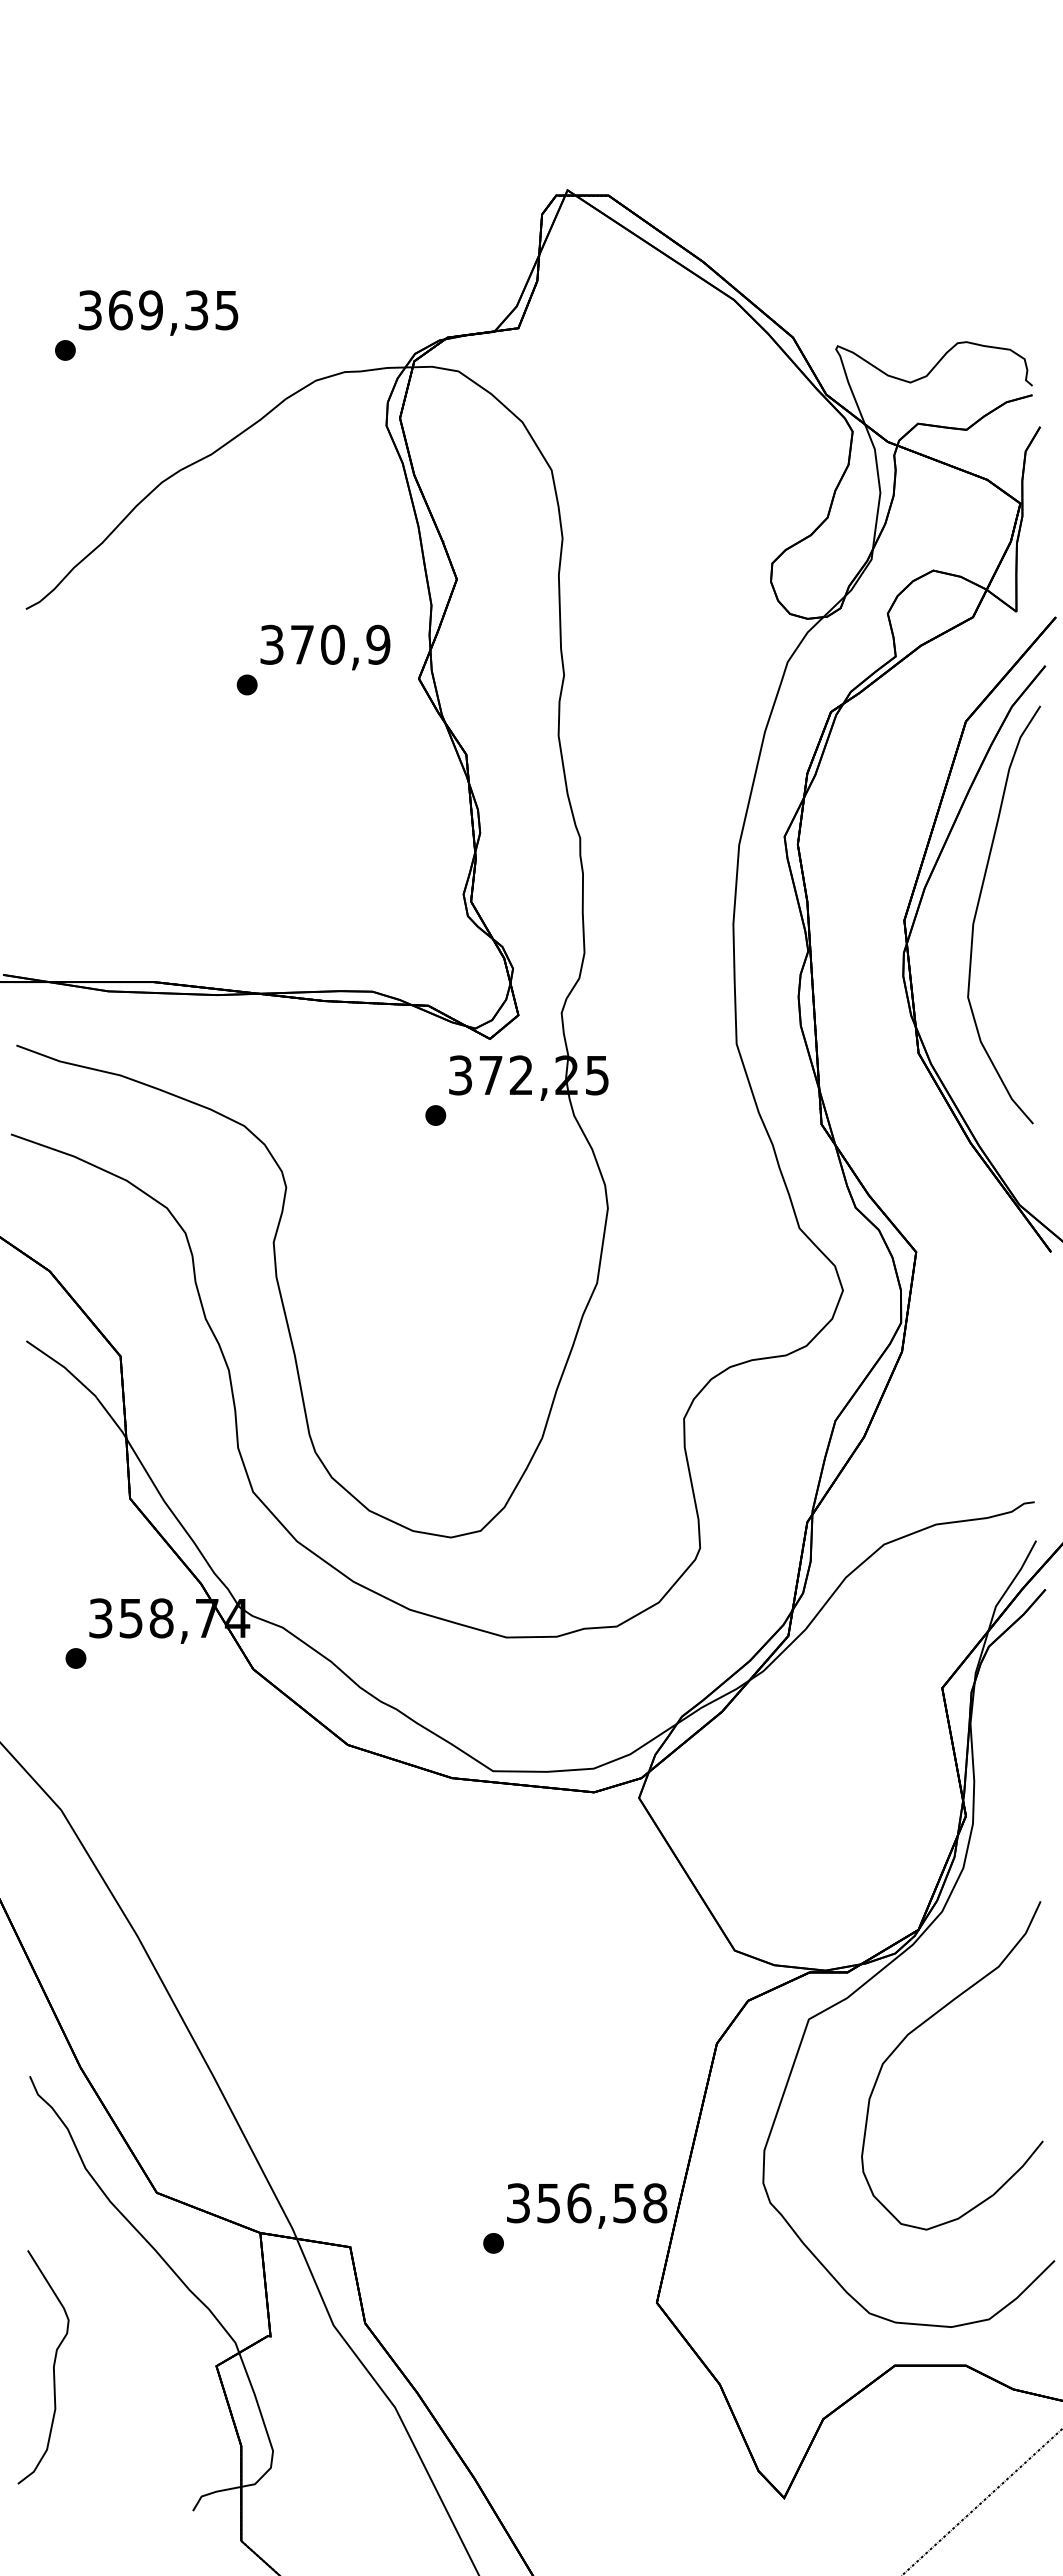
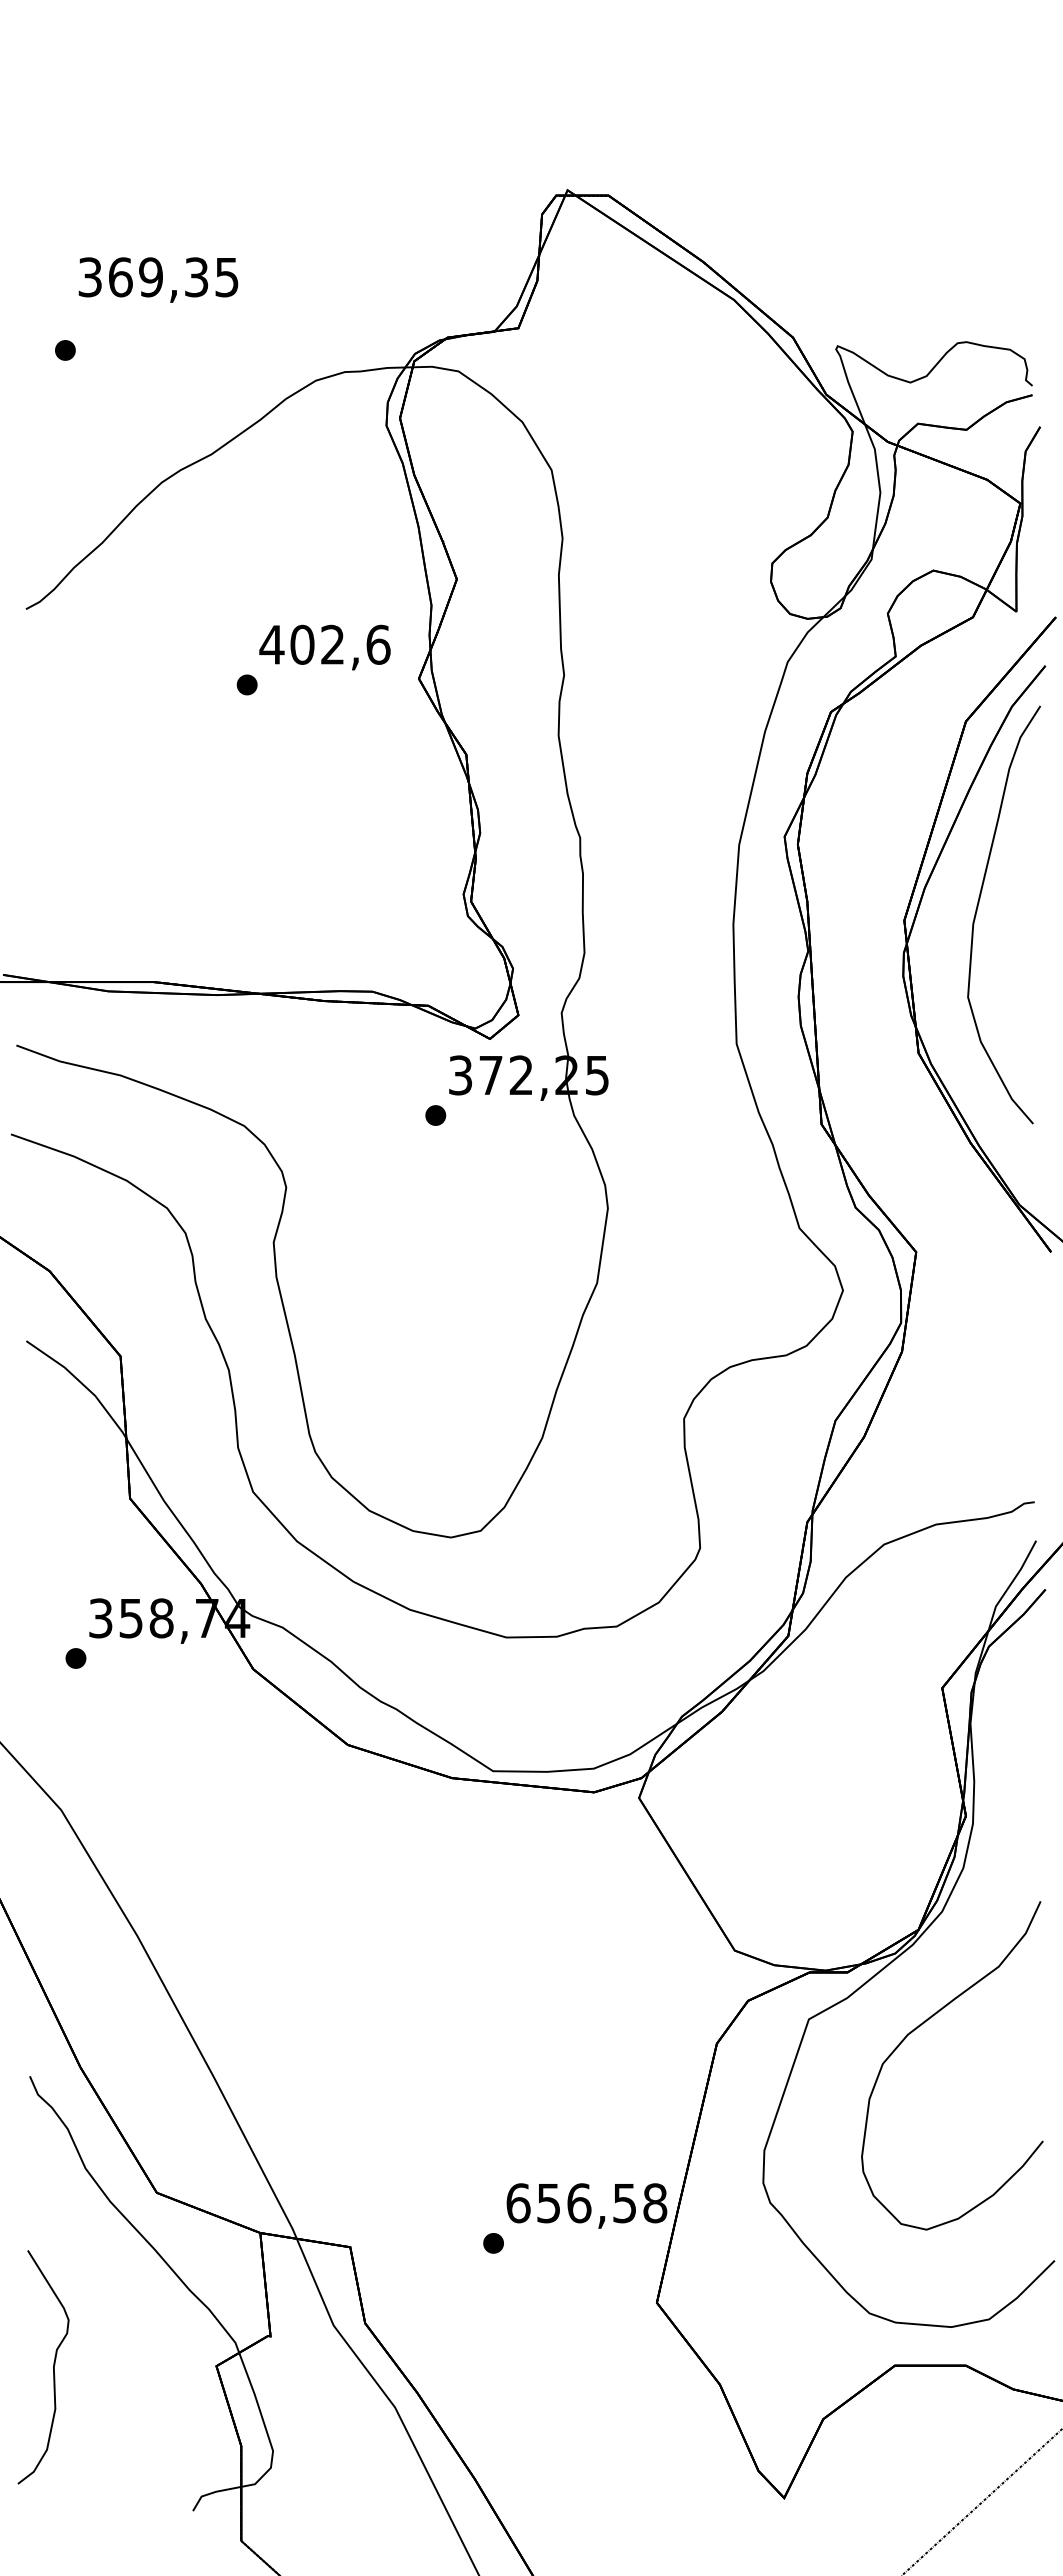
text position: (158, 312) -> (158, 279) (158, 279)
text: 370,9 -> 402,6 (324, 644)
text: 356,58 -> 656,58 (518, 2203)
